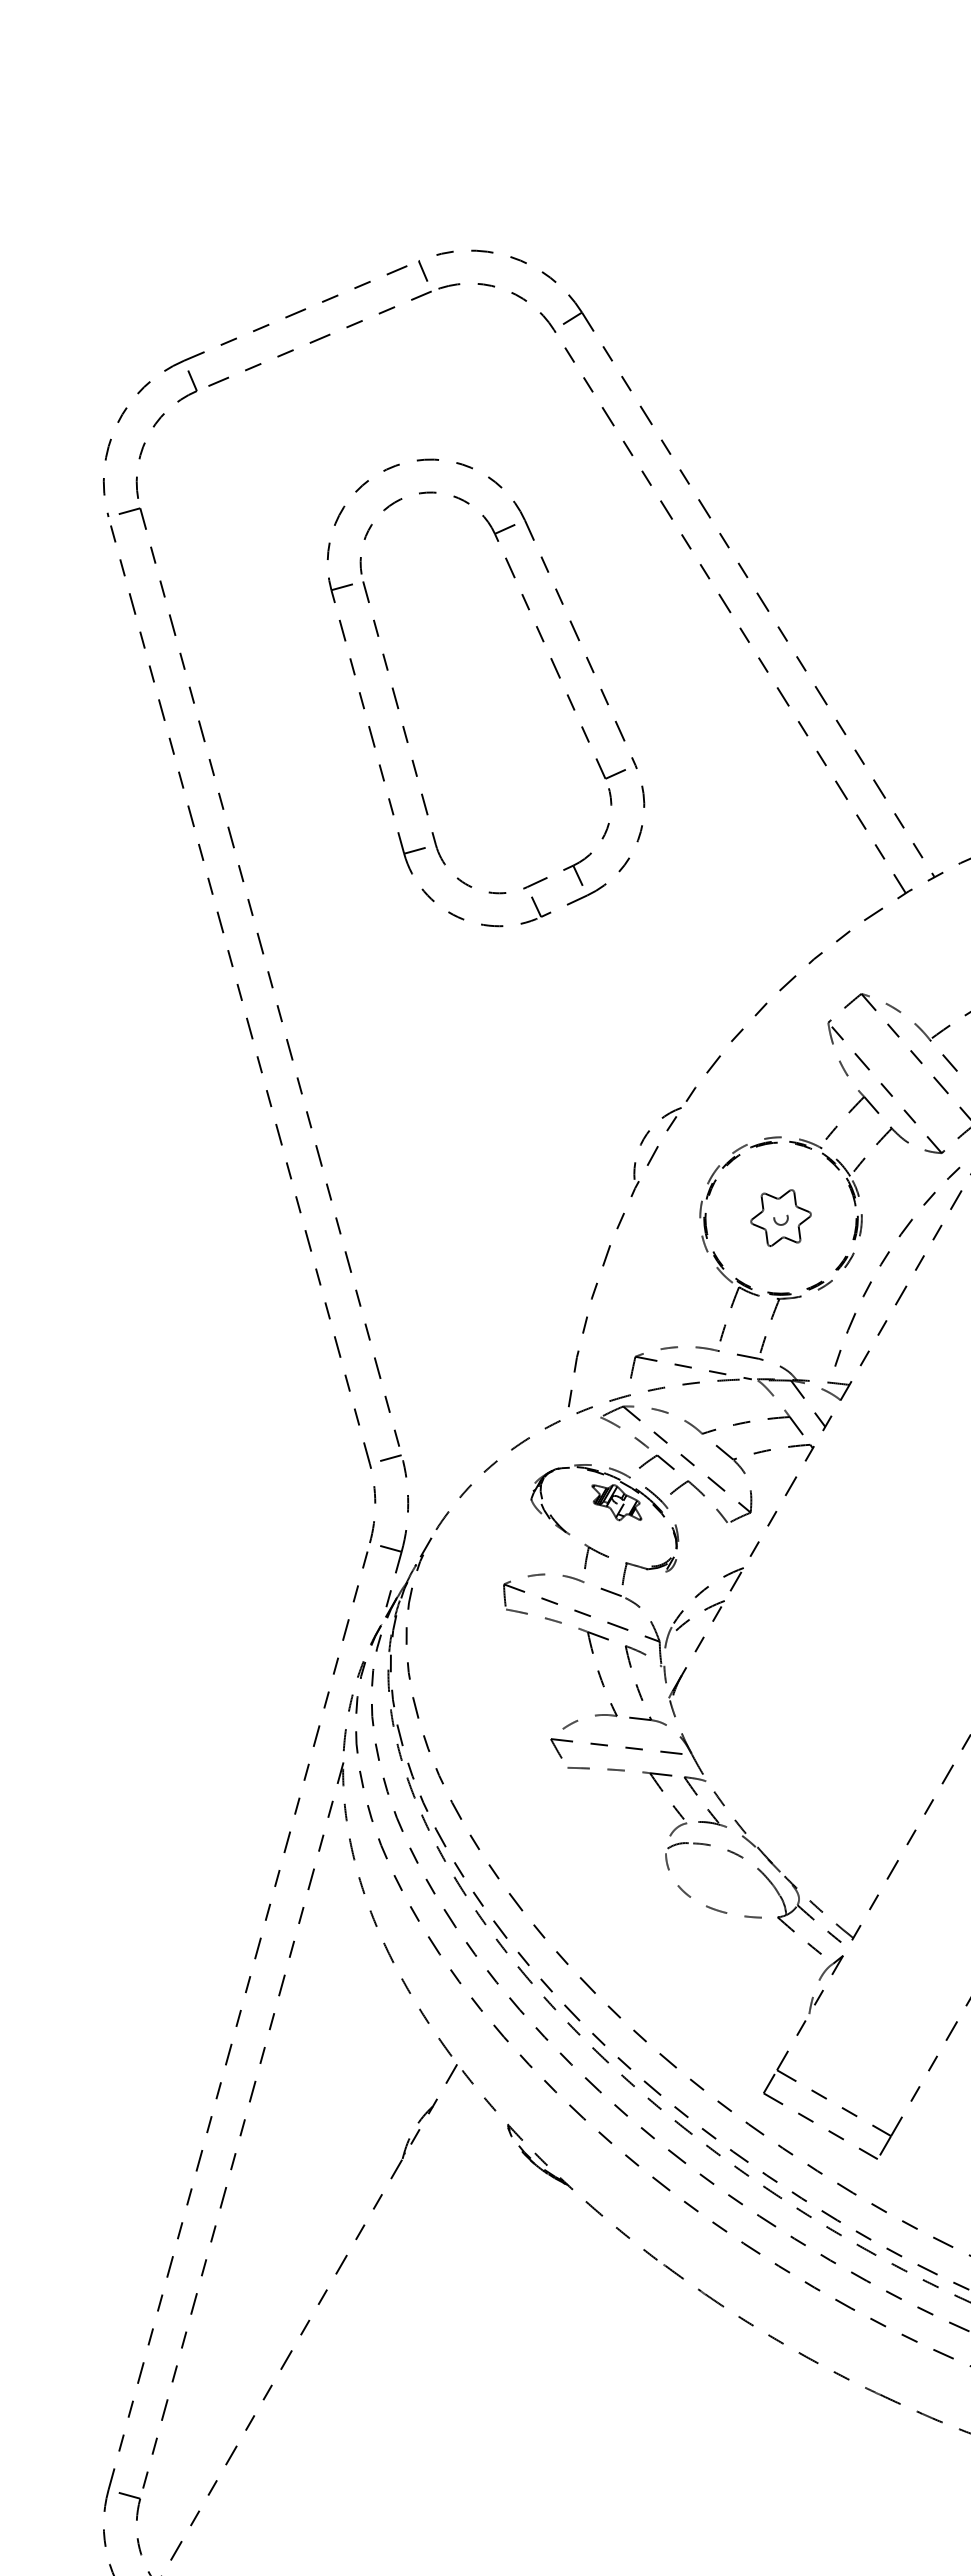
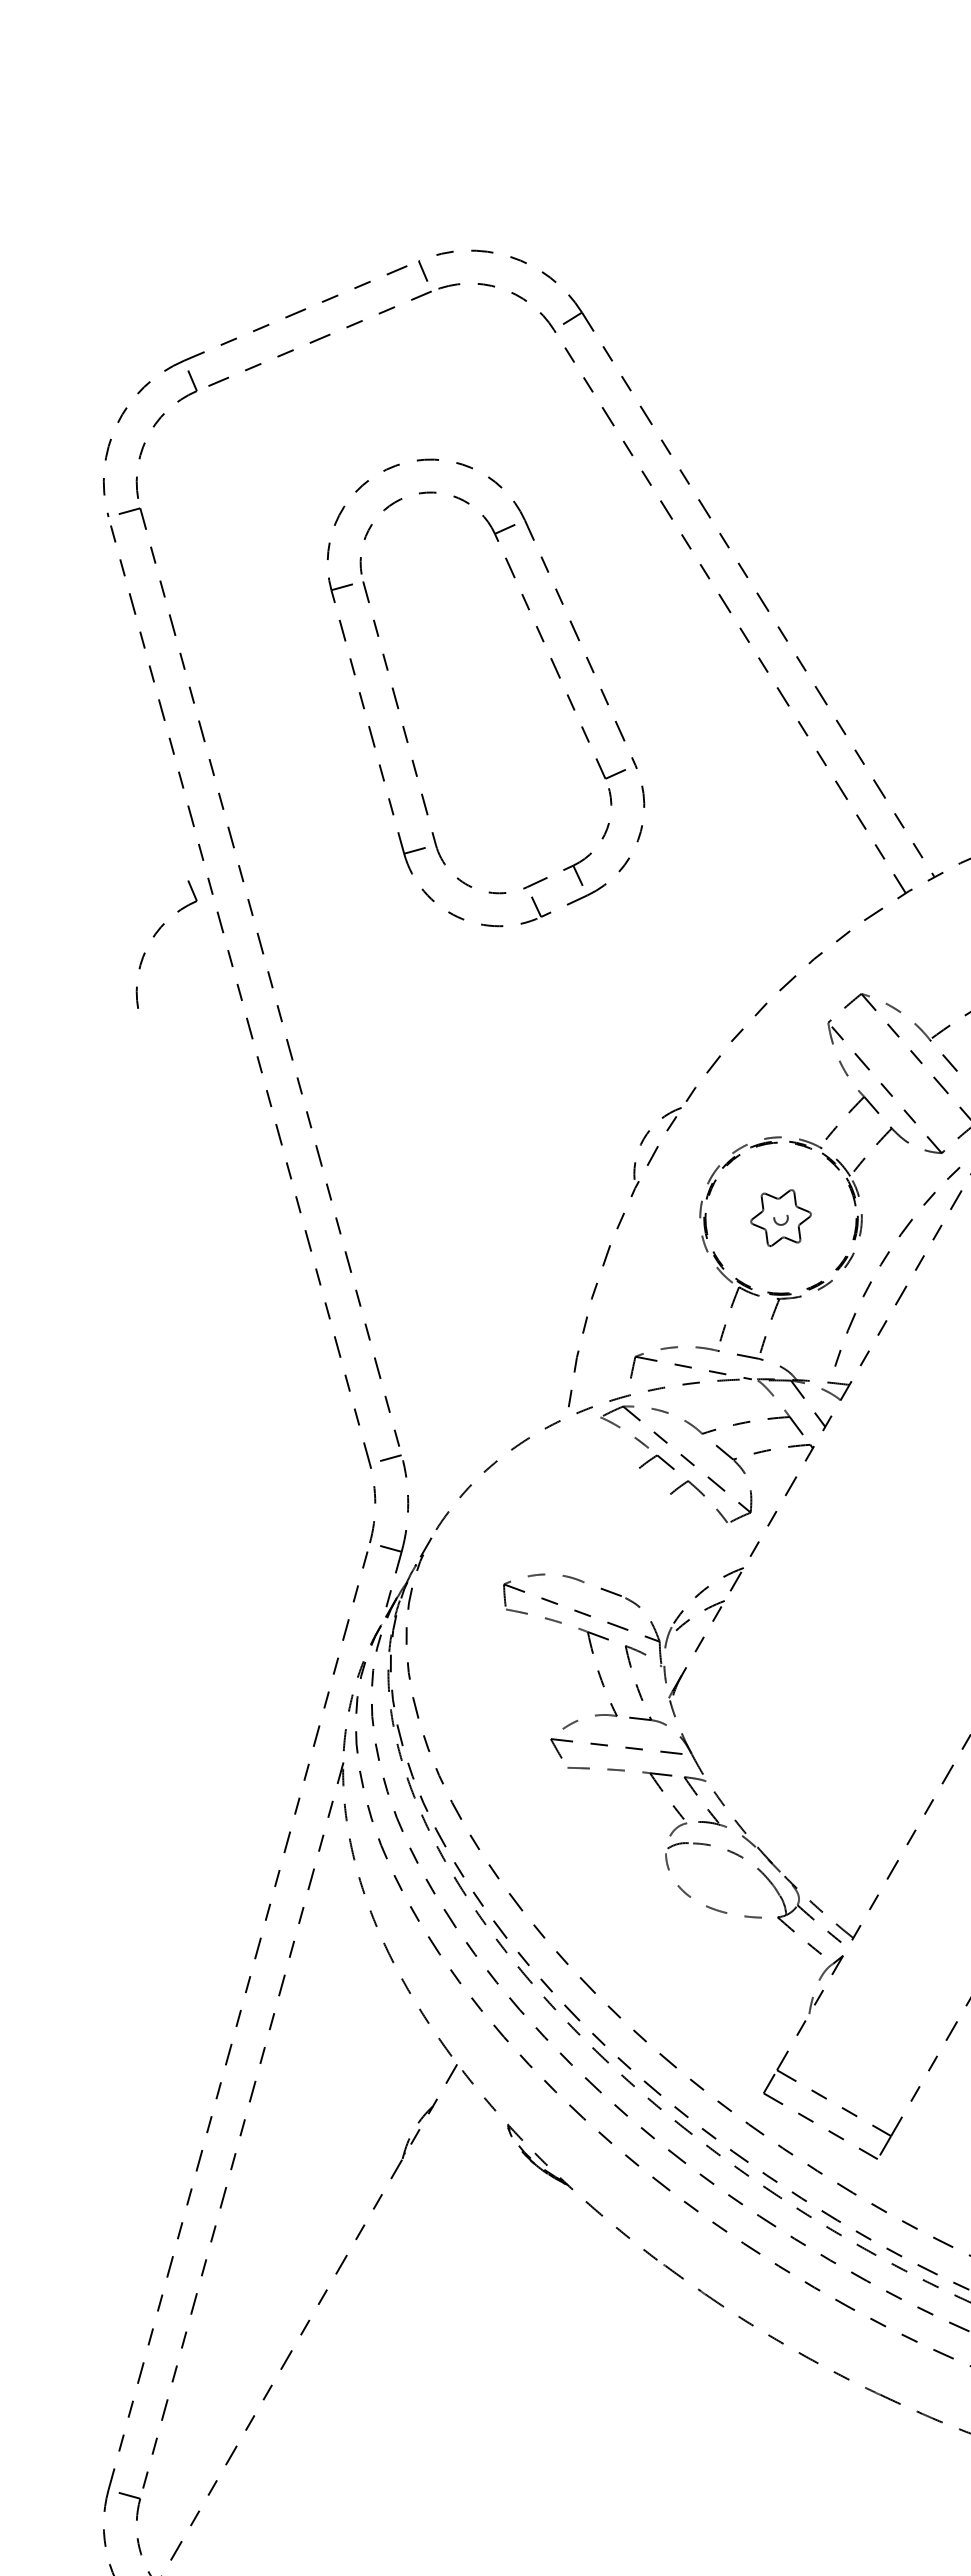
part: none -> present (154, 937)
part: present -> none (614, 1517)
